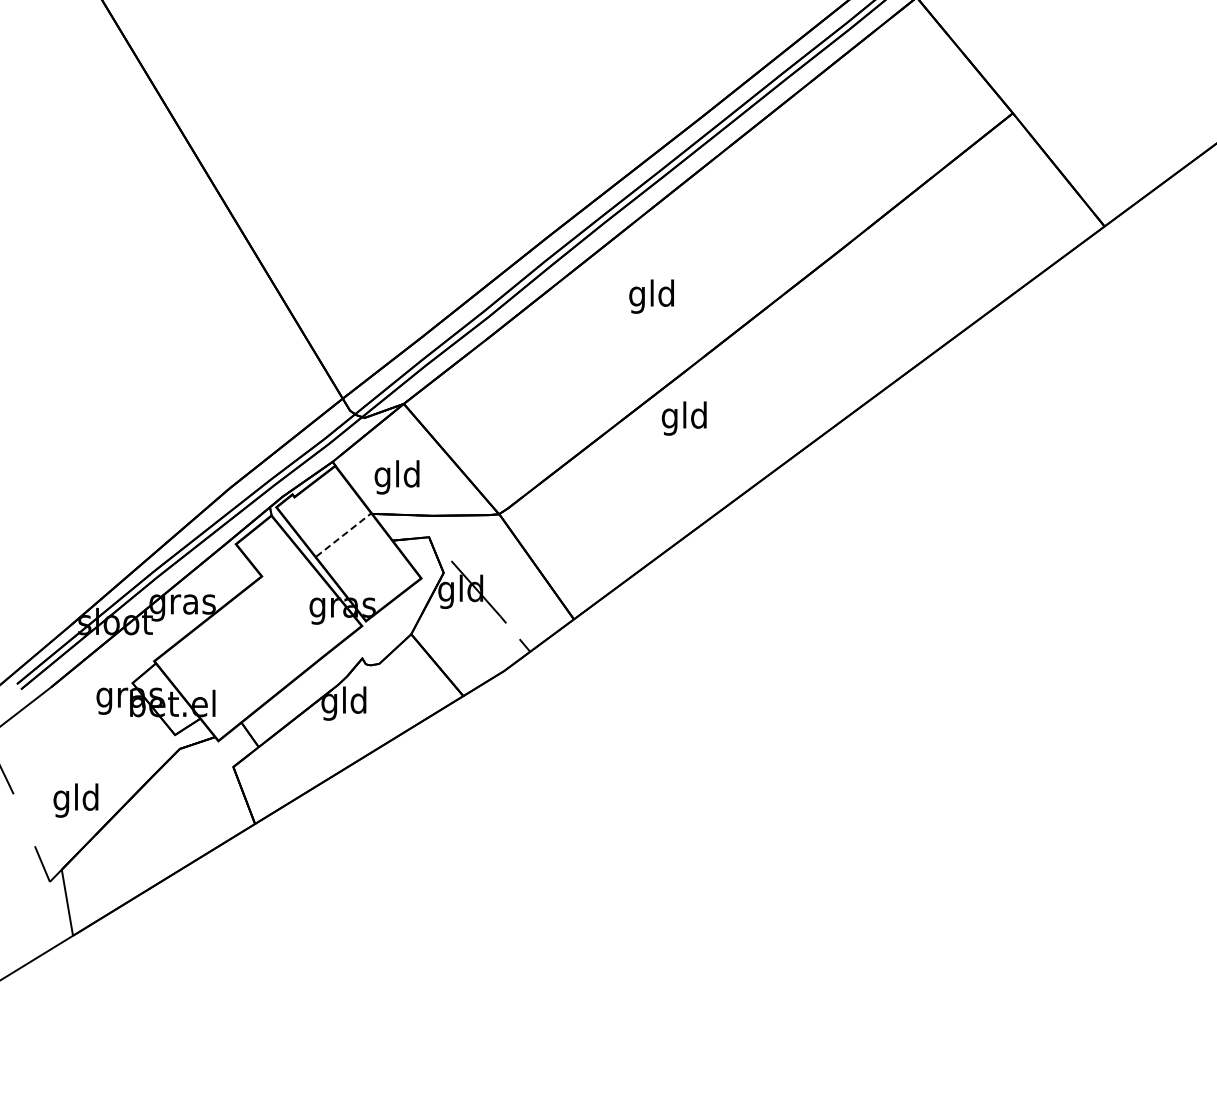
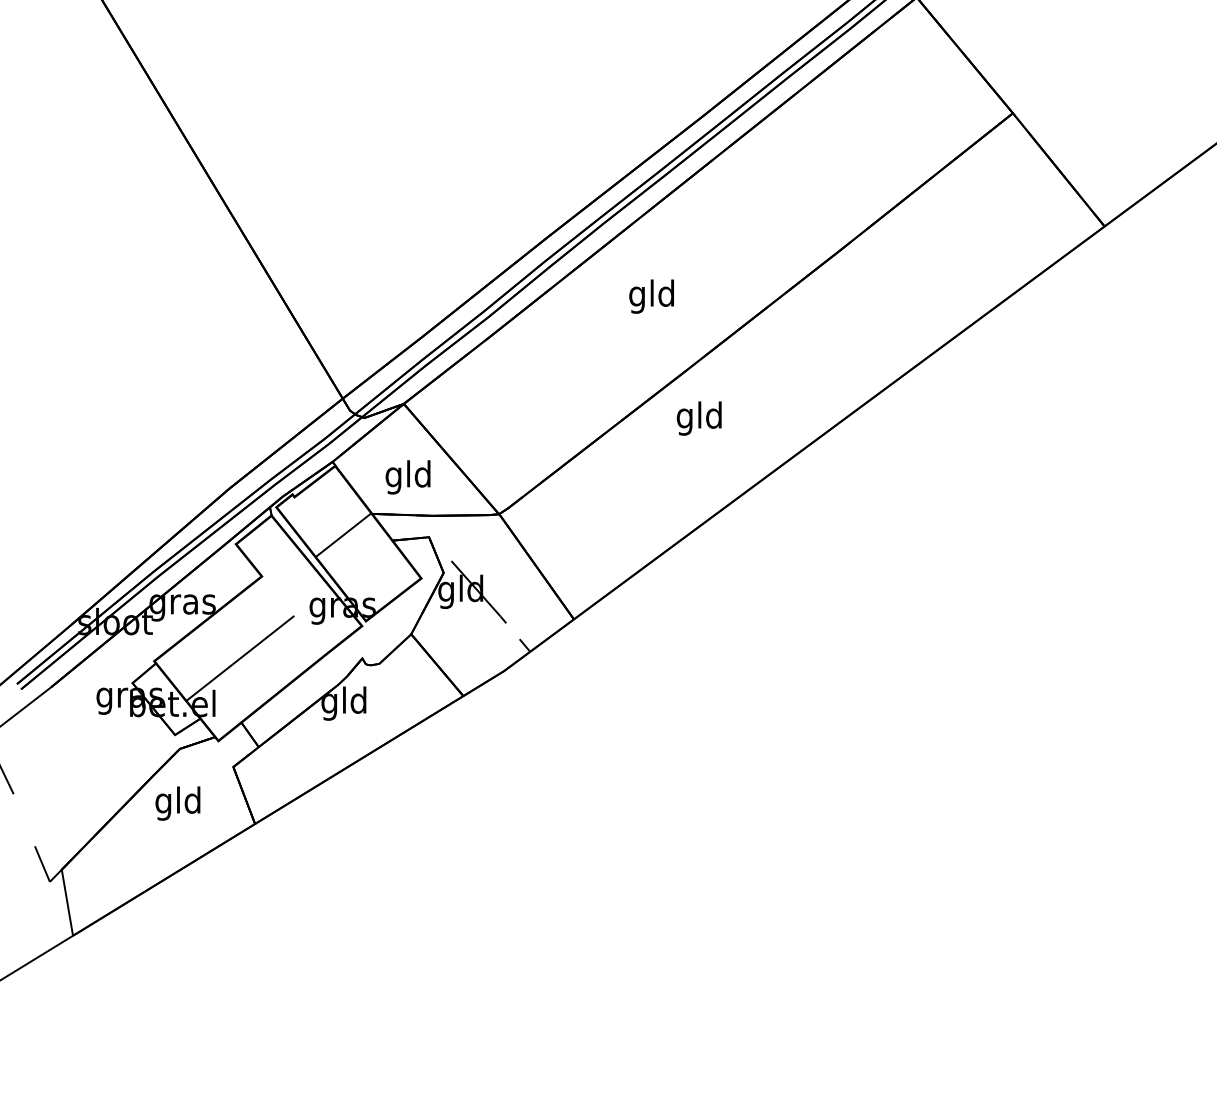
text position: (683, 418) -> (698, 418) (698, 418)
text position: (396, 477) -> (407, 477) (407, 477)
line: dashed -> solid (343, 535)
line: none -> present (239, 658)
text position: (75, 800) -> (177, 803) (177, 803)
